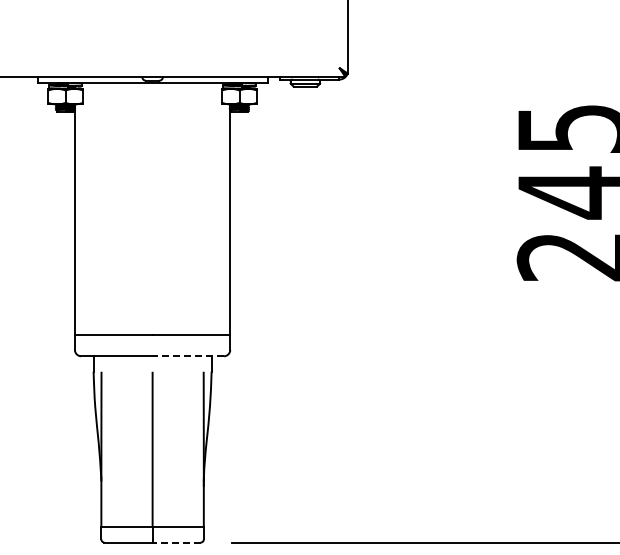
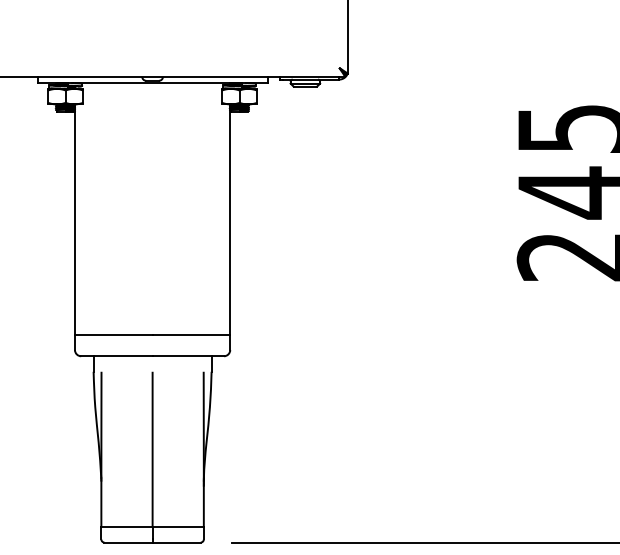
line: dashed -> solid (188, 356)
line: dashed -> solid (176, 542)
